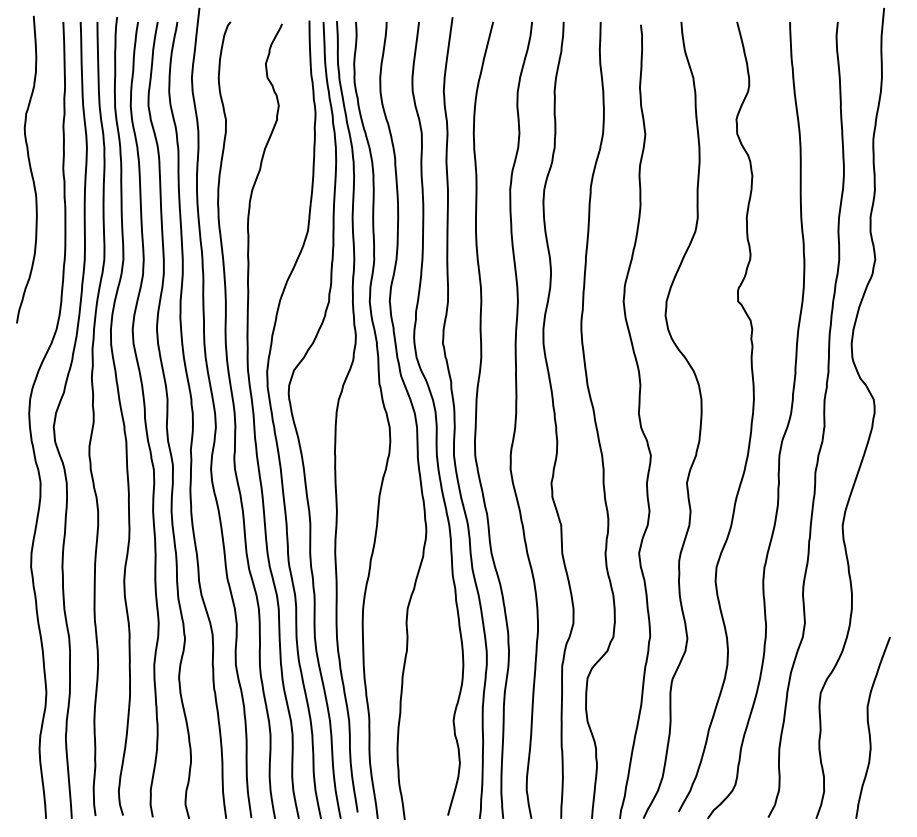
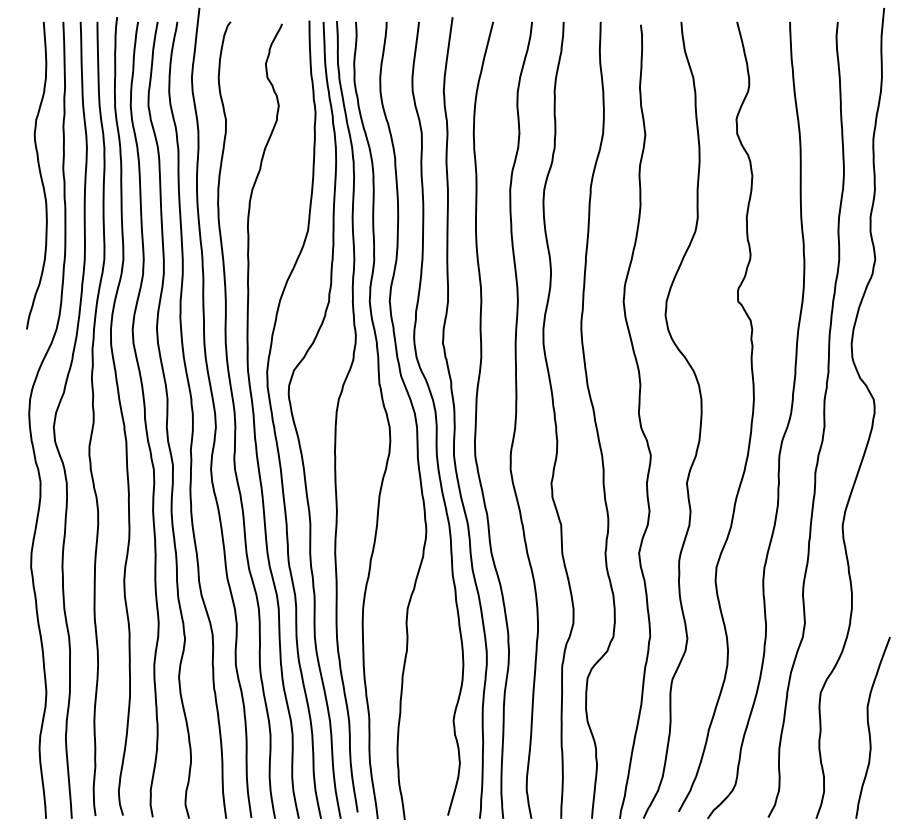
curve position: (29, 168) -> (39, 174) (39, 174)
